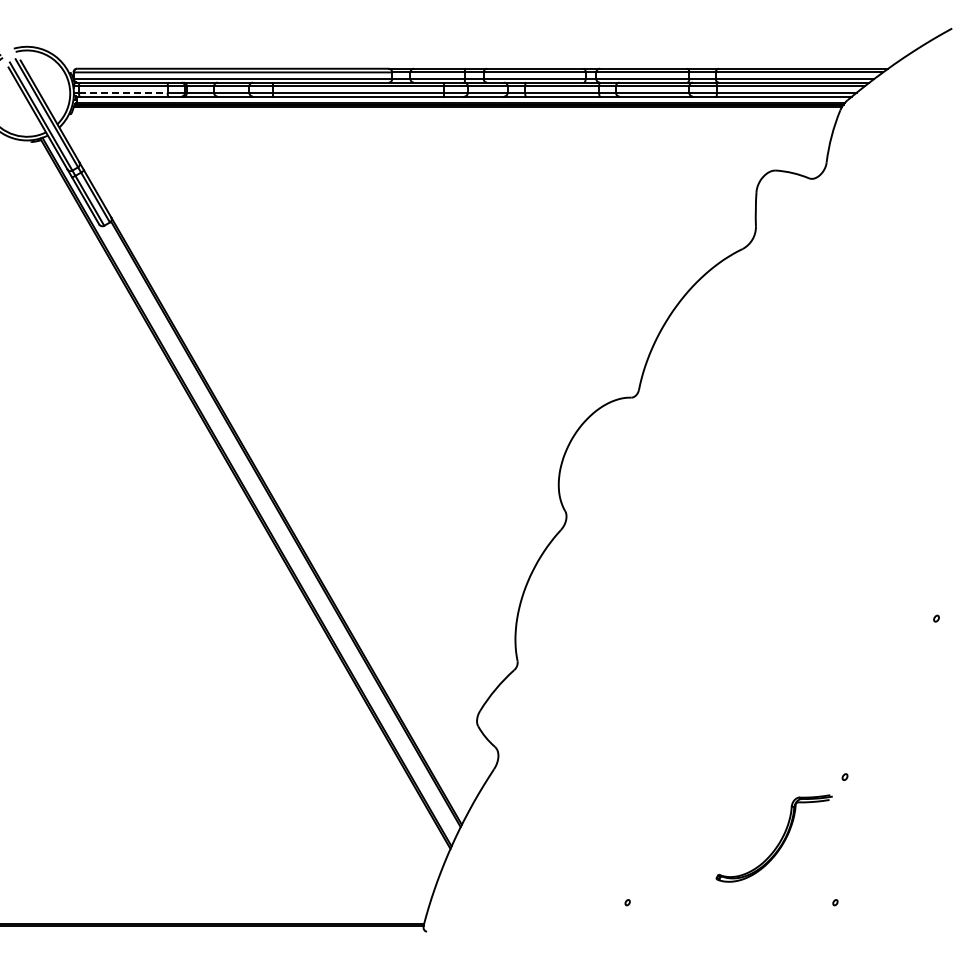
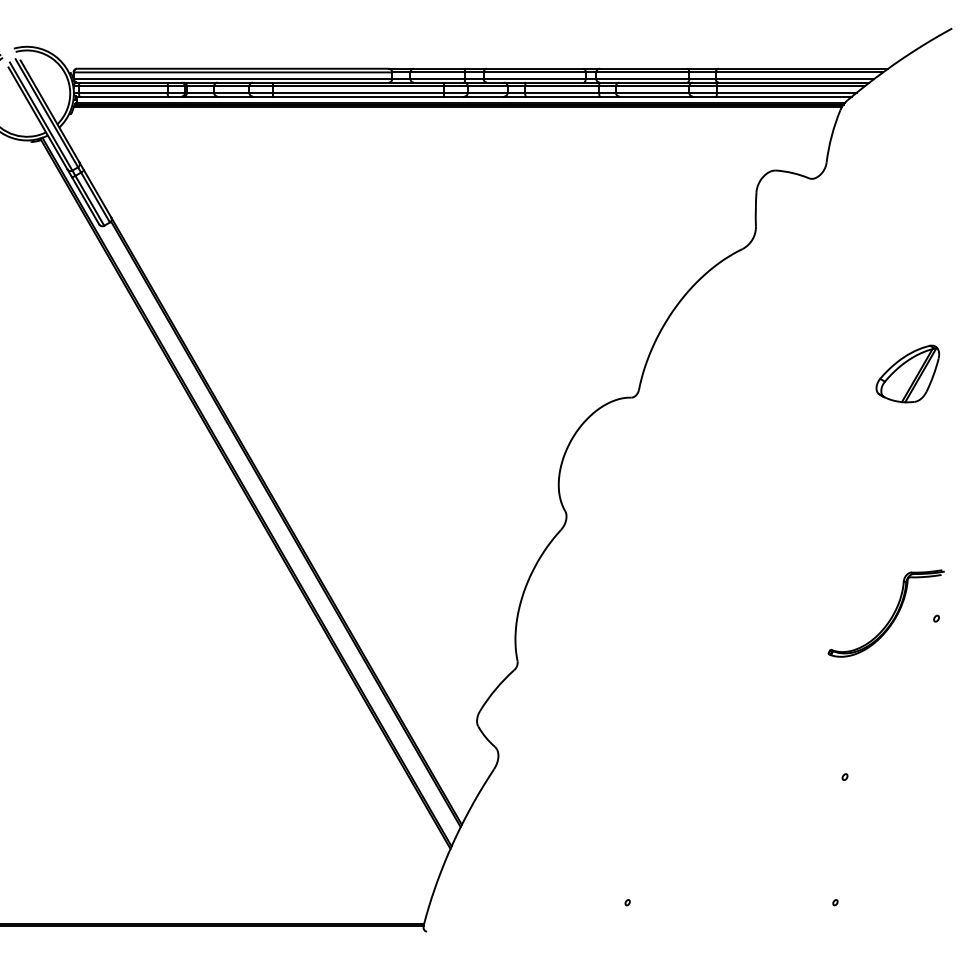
line: dashed -> solid (123, 92)
part: none -> present (907, 373)
part position: (778, 842) -> (890, 617) (890, 617)
